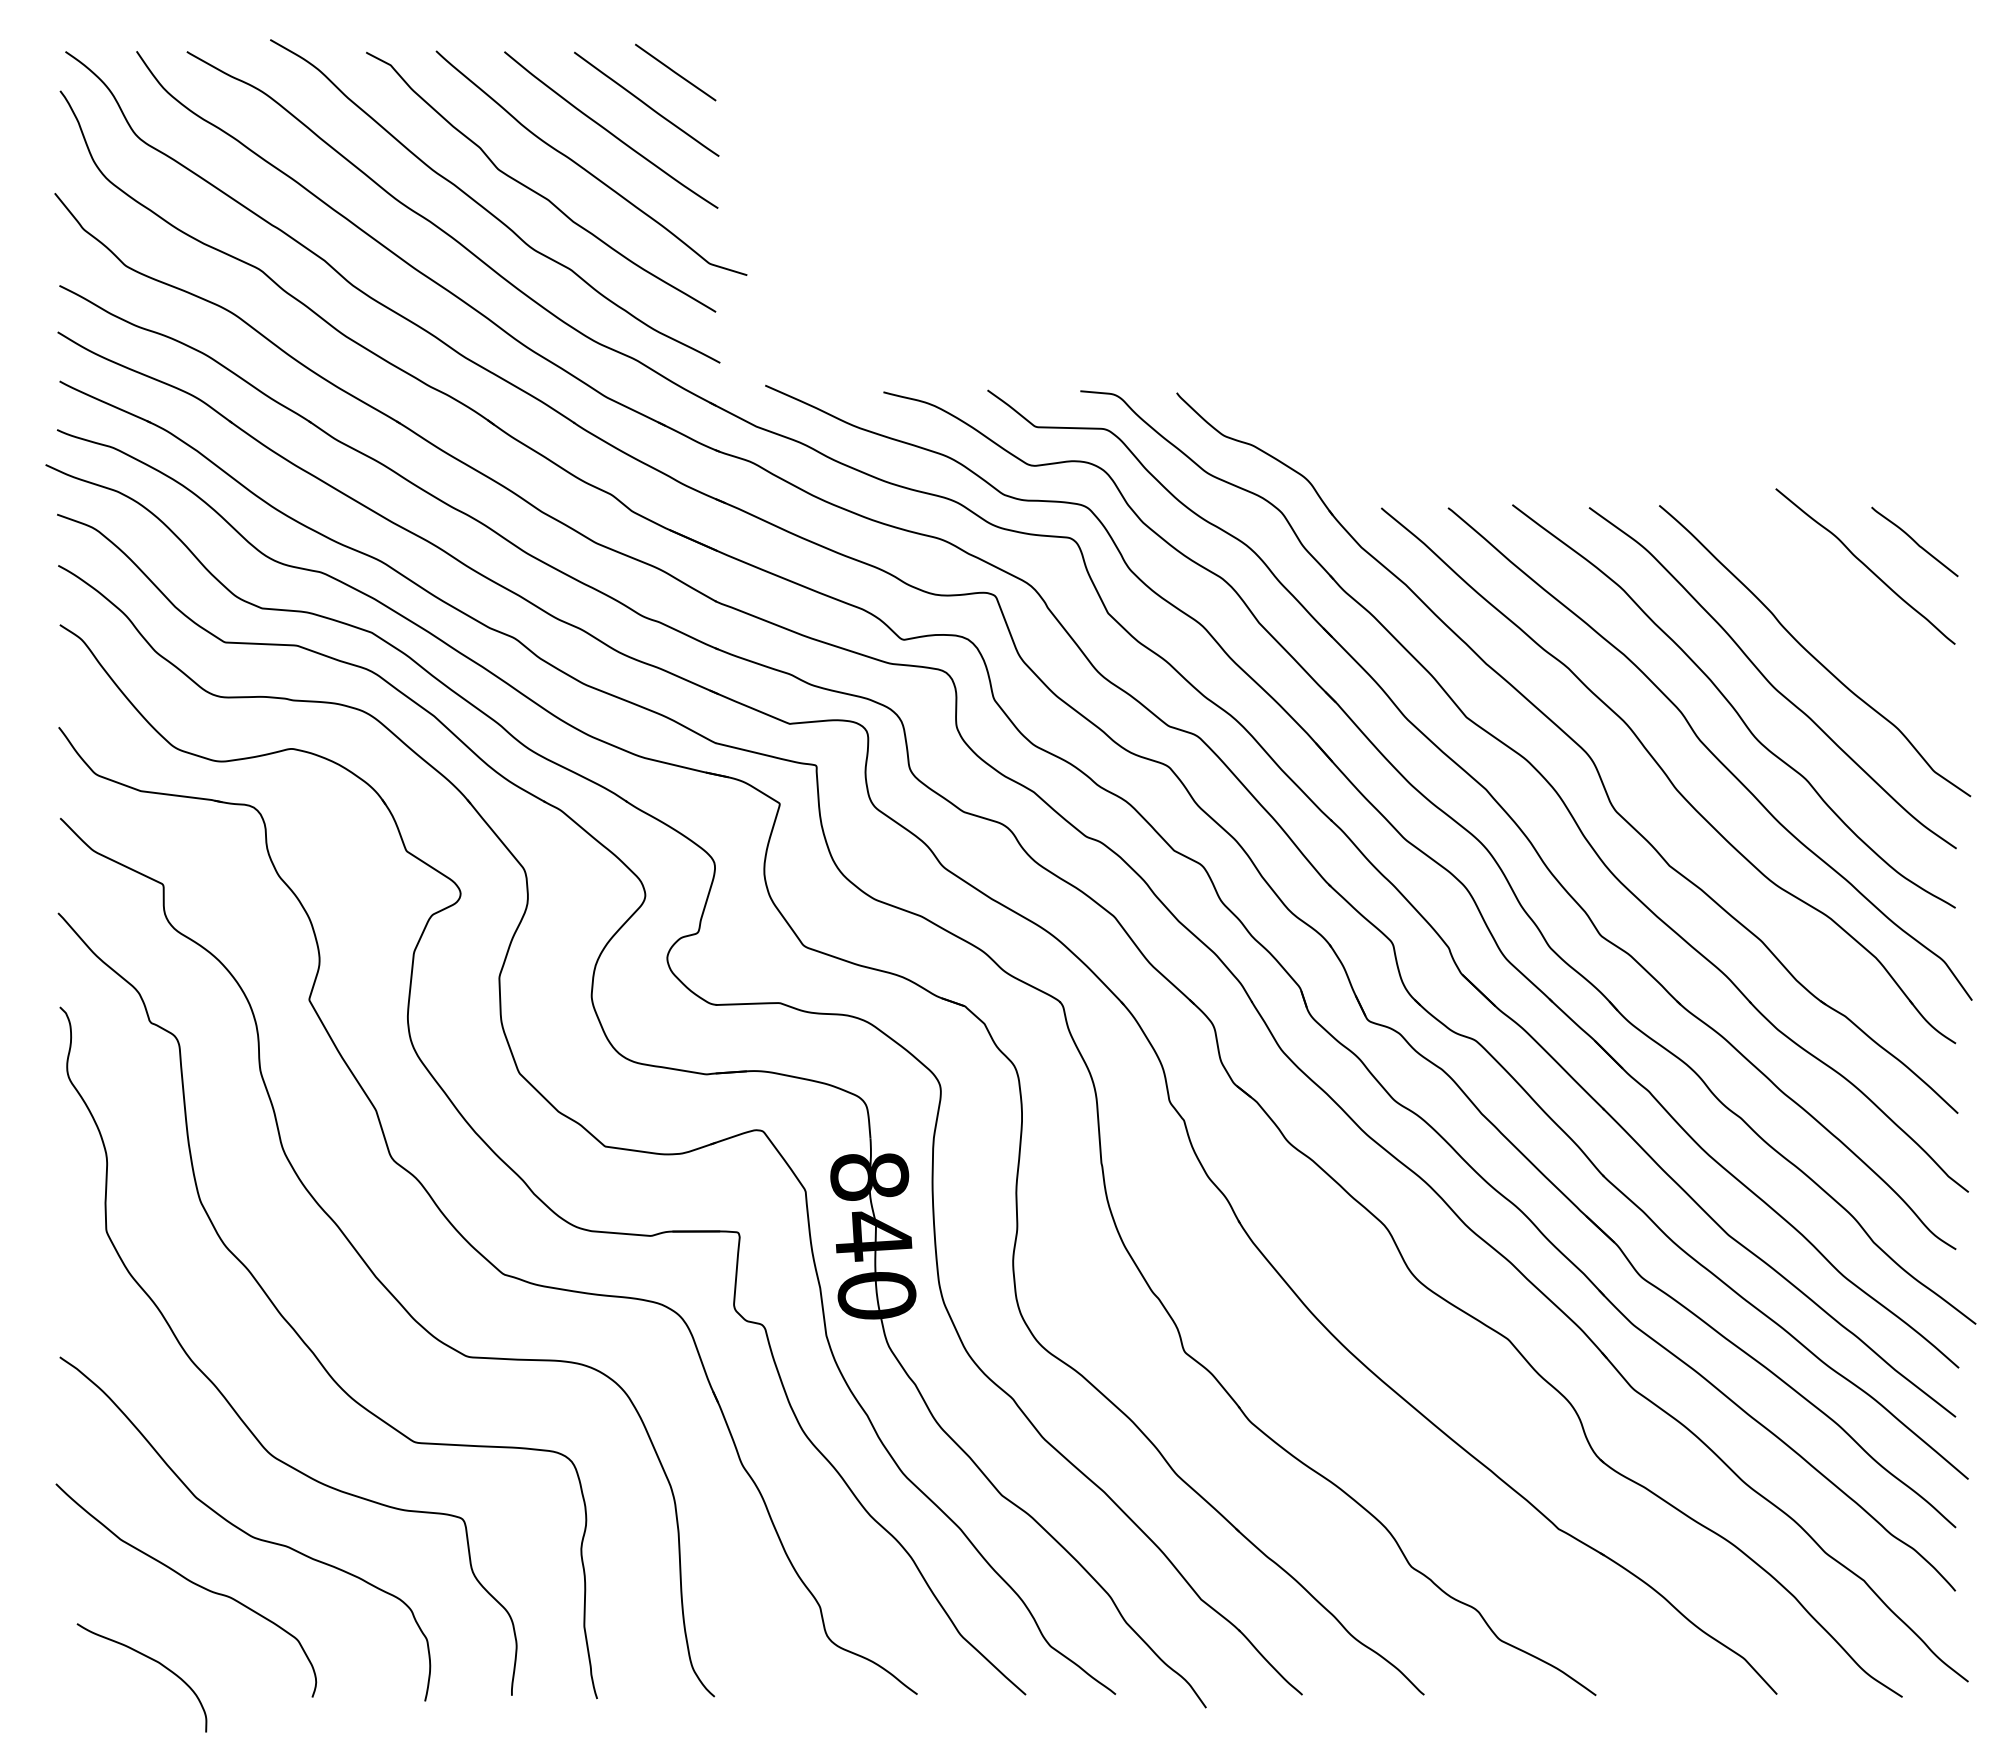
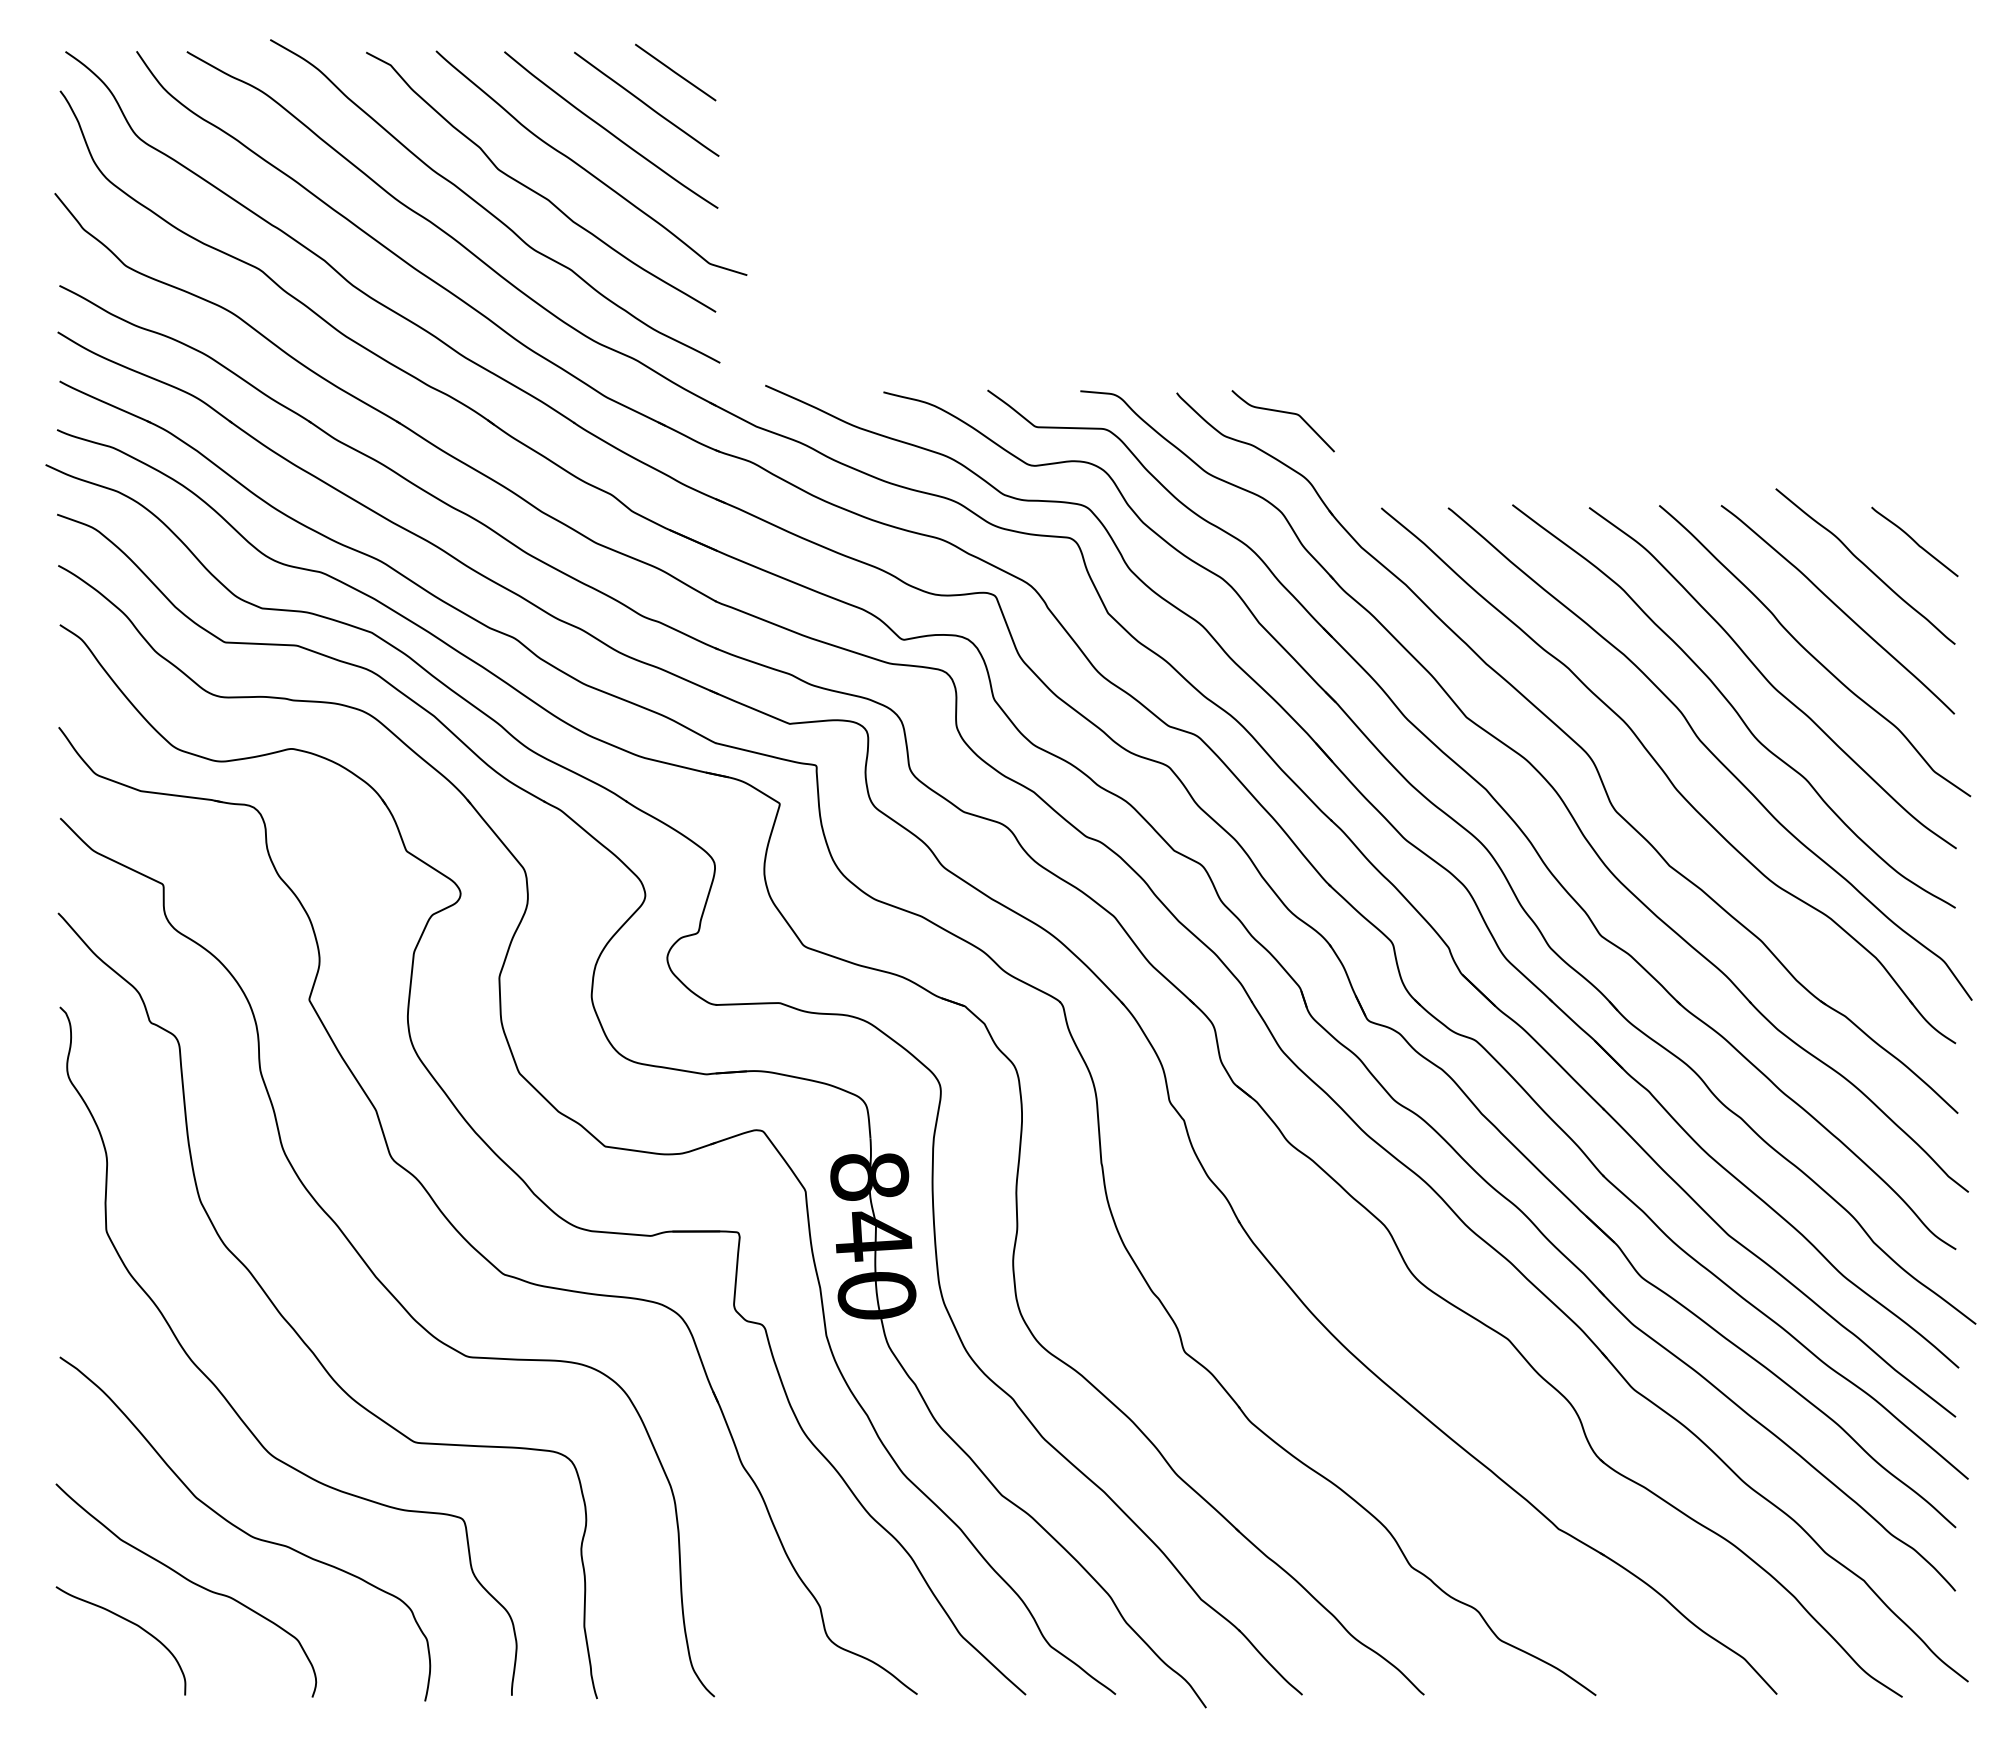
curve: none -> present (1285, 413)
curve: none -> present (1838, 608)
curve position: (150, 1659) -> (129, 1622) (129, 1622)
